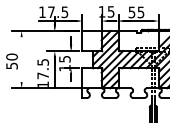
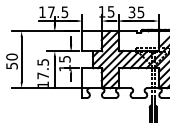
text: 55 -> 35 (132, 11)
line: none -> present (21, 59)
